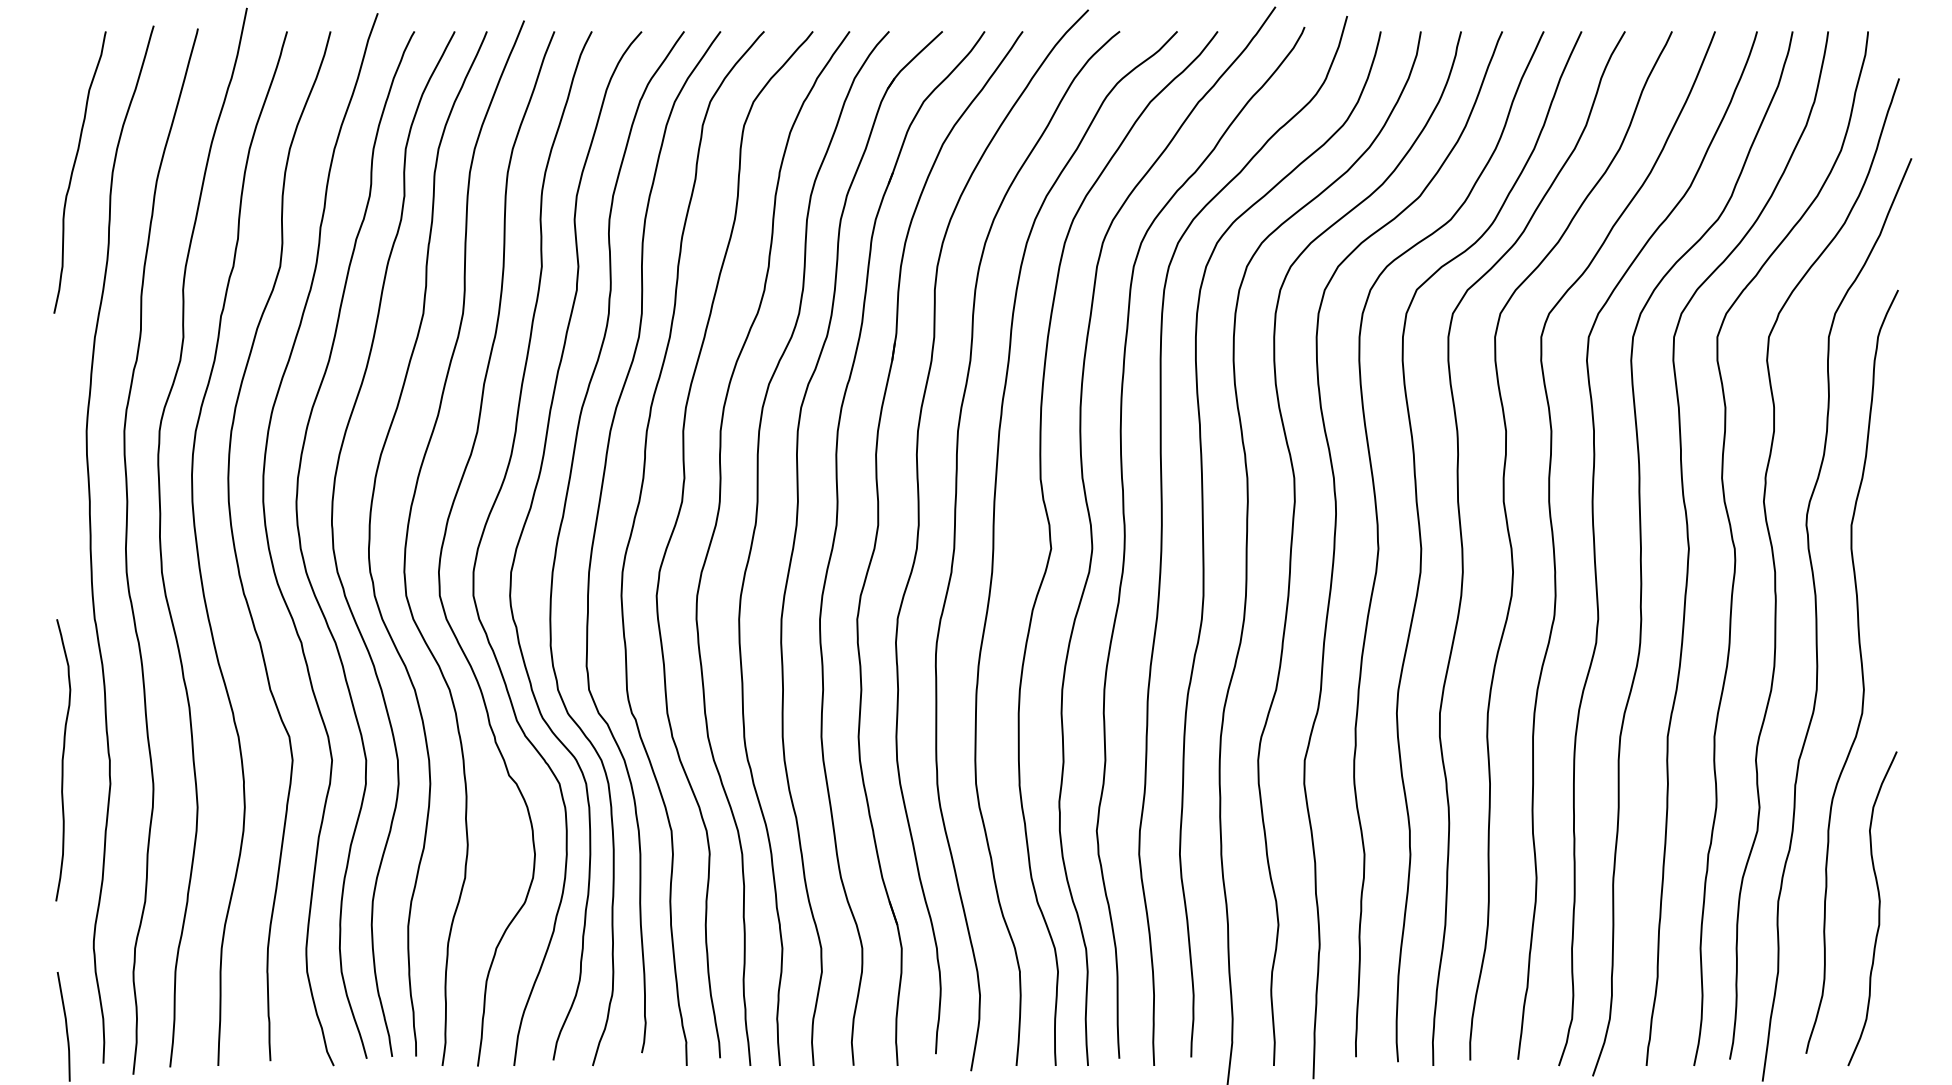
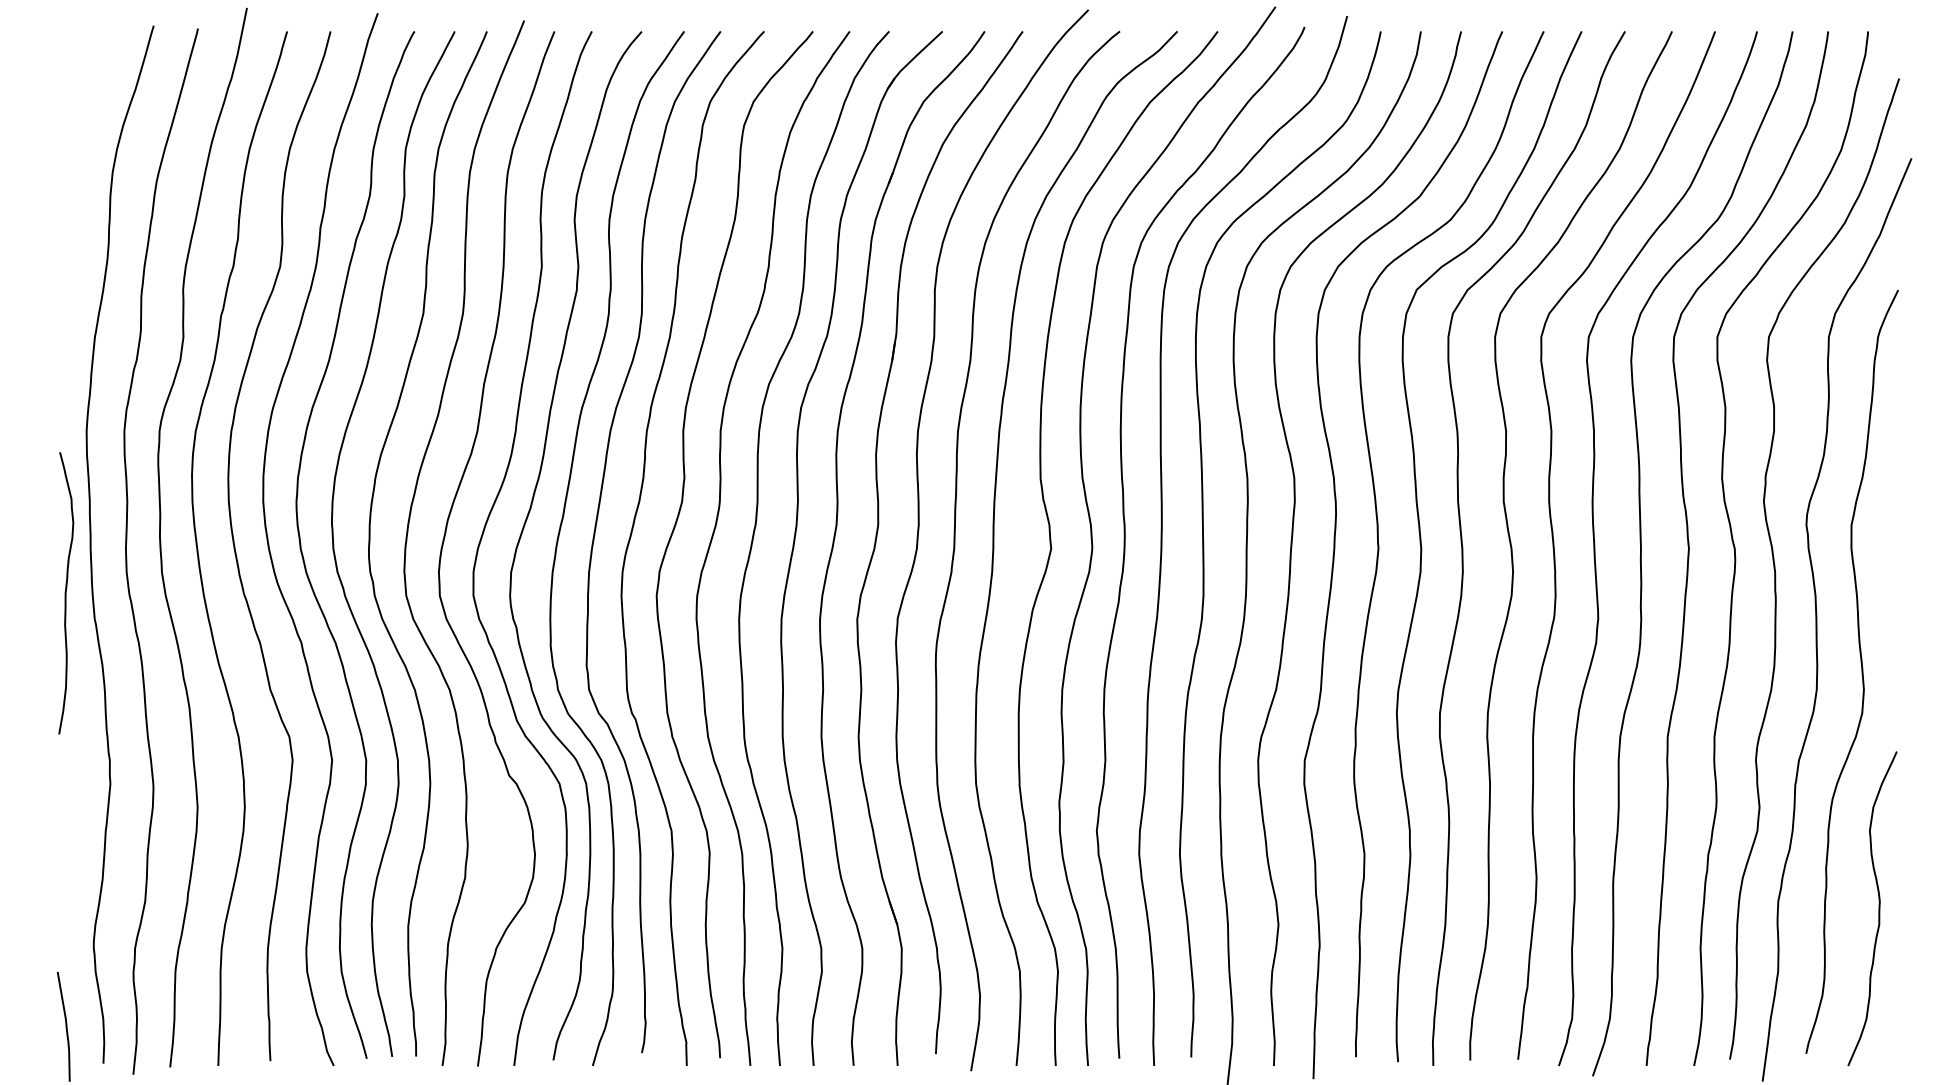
curve: present -> none (73, 172)
curve position: (63, 760) -> (66, 593) (66, 593)
